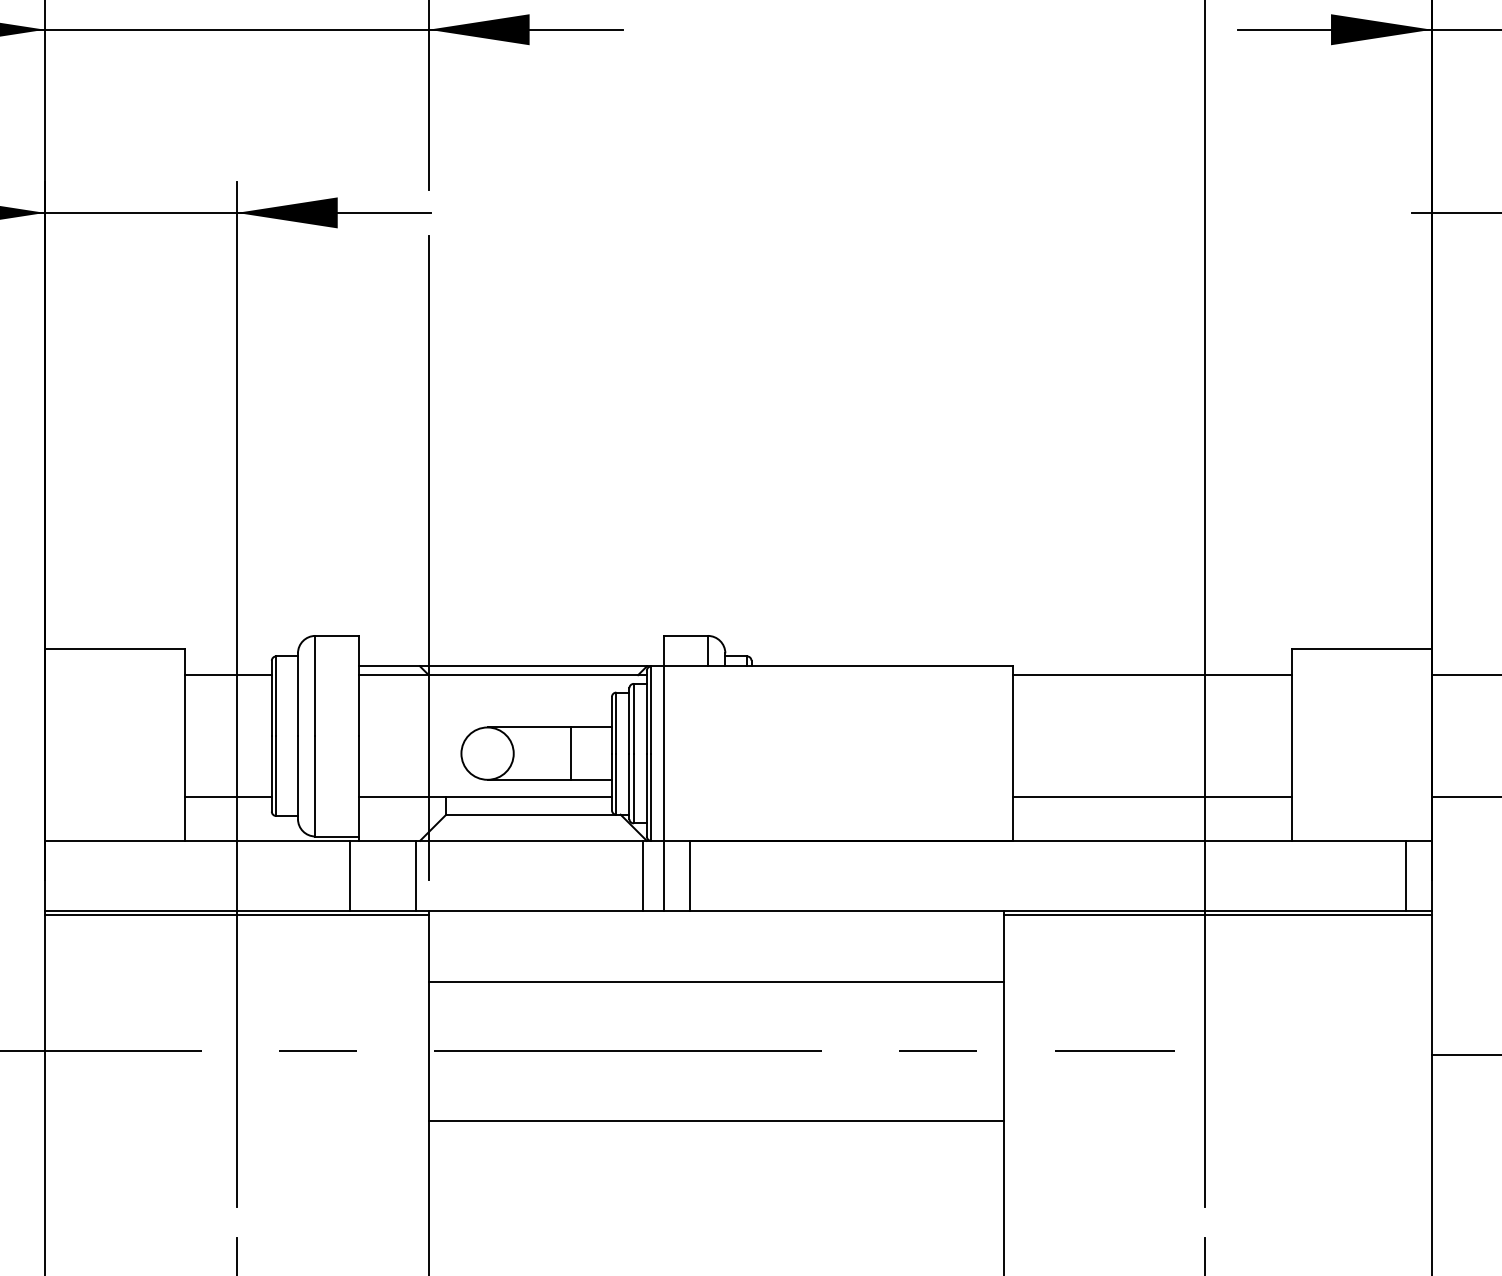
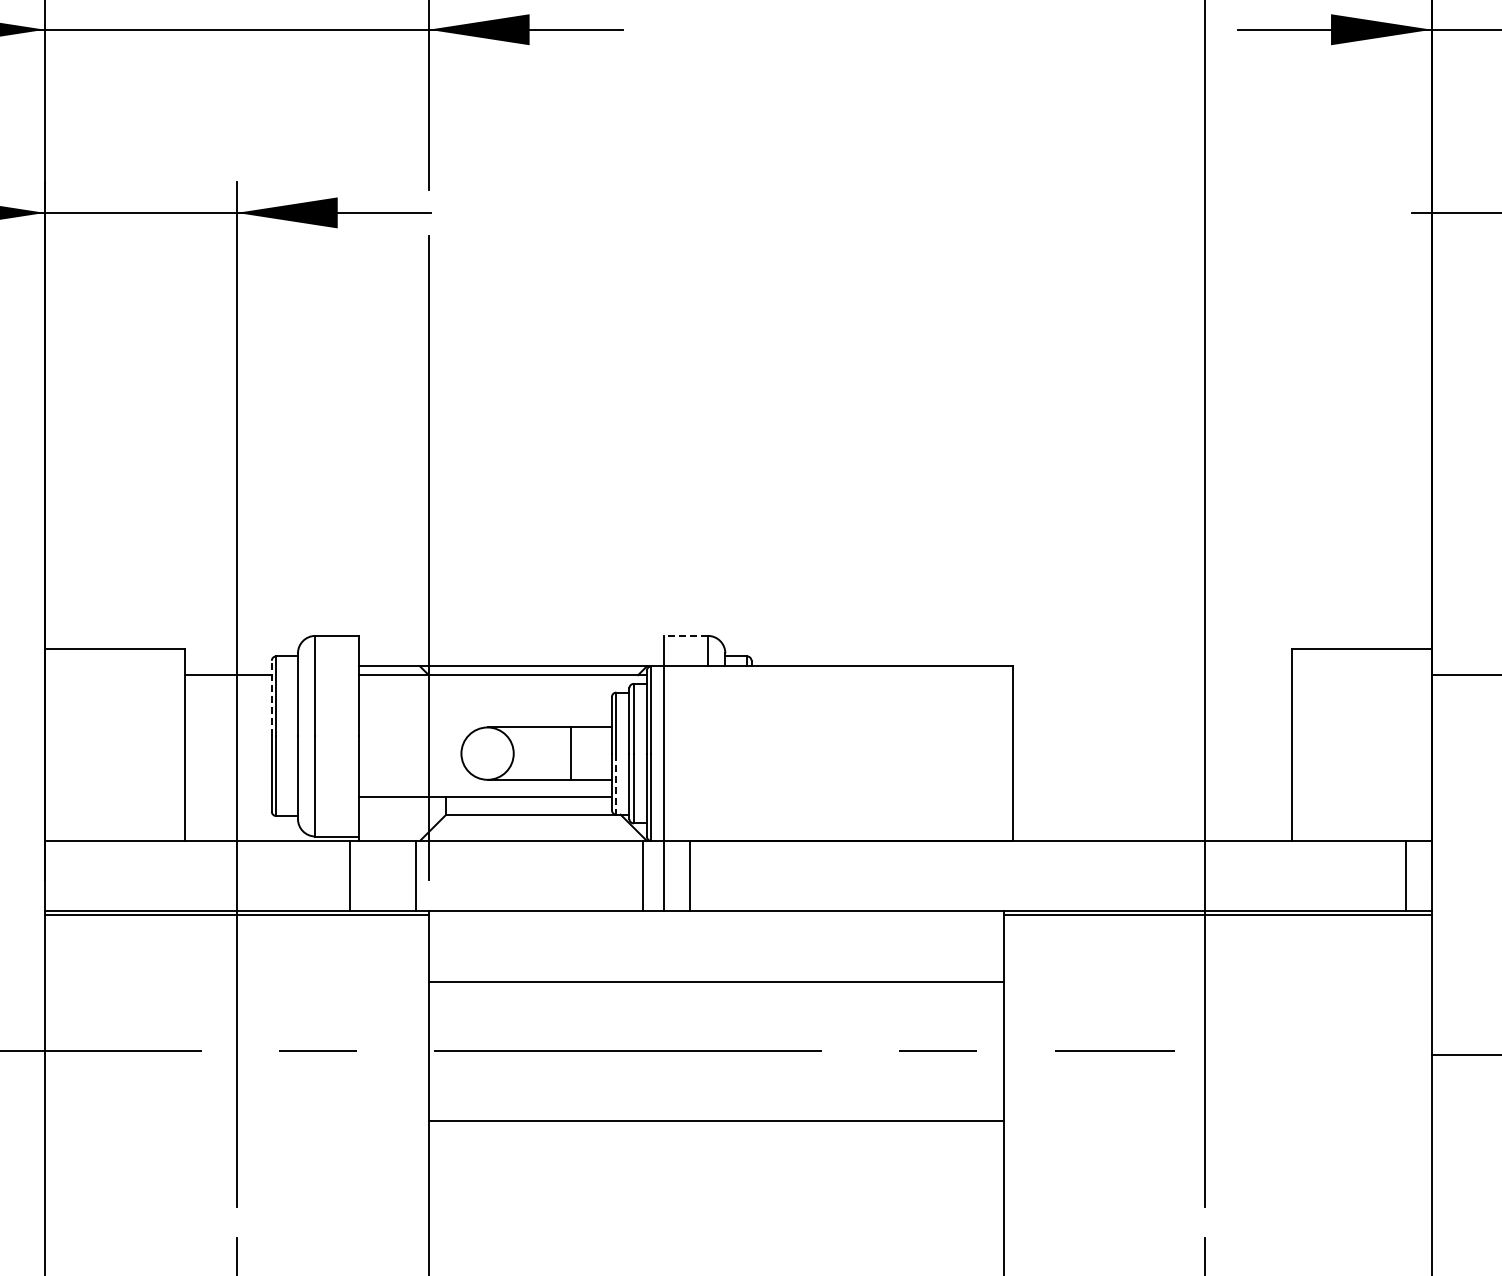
line: solid -> dashed (686, 635)
line: present -> none (1152, 675)
line: solid -> dashed (271, 698)
line: solid -> dashed (616, 784)
line: present -> none (227, 797)
line: present -> none (1152, 797)
line: present -> none (1464, 797)
